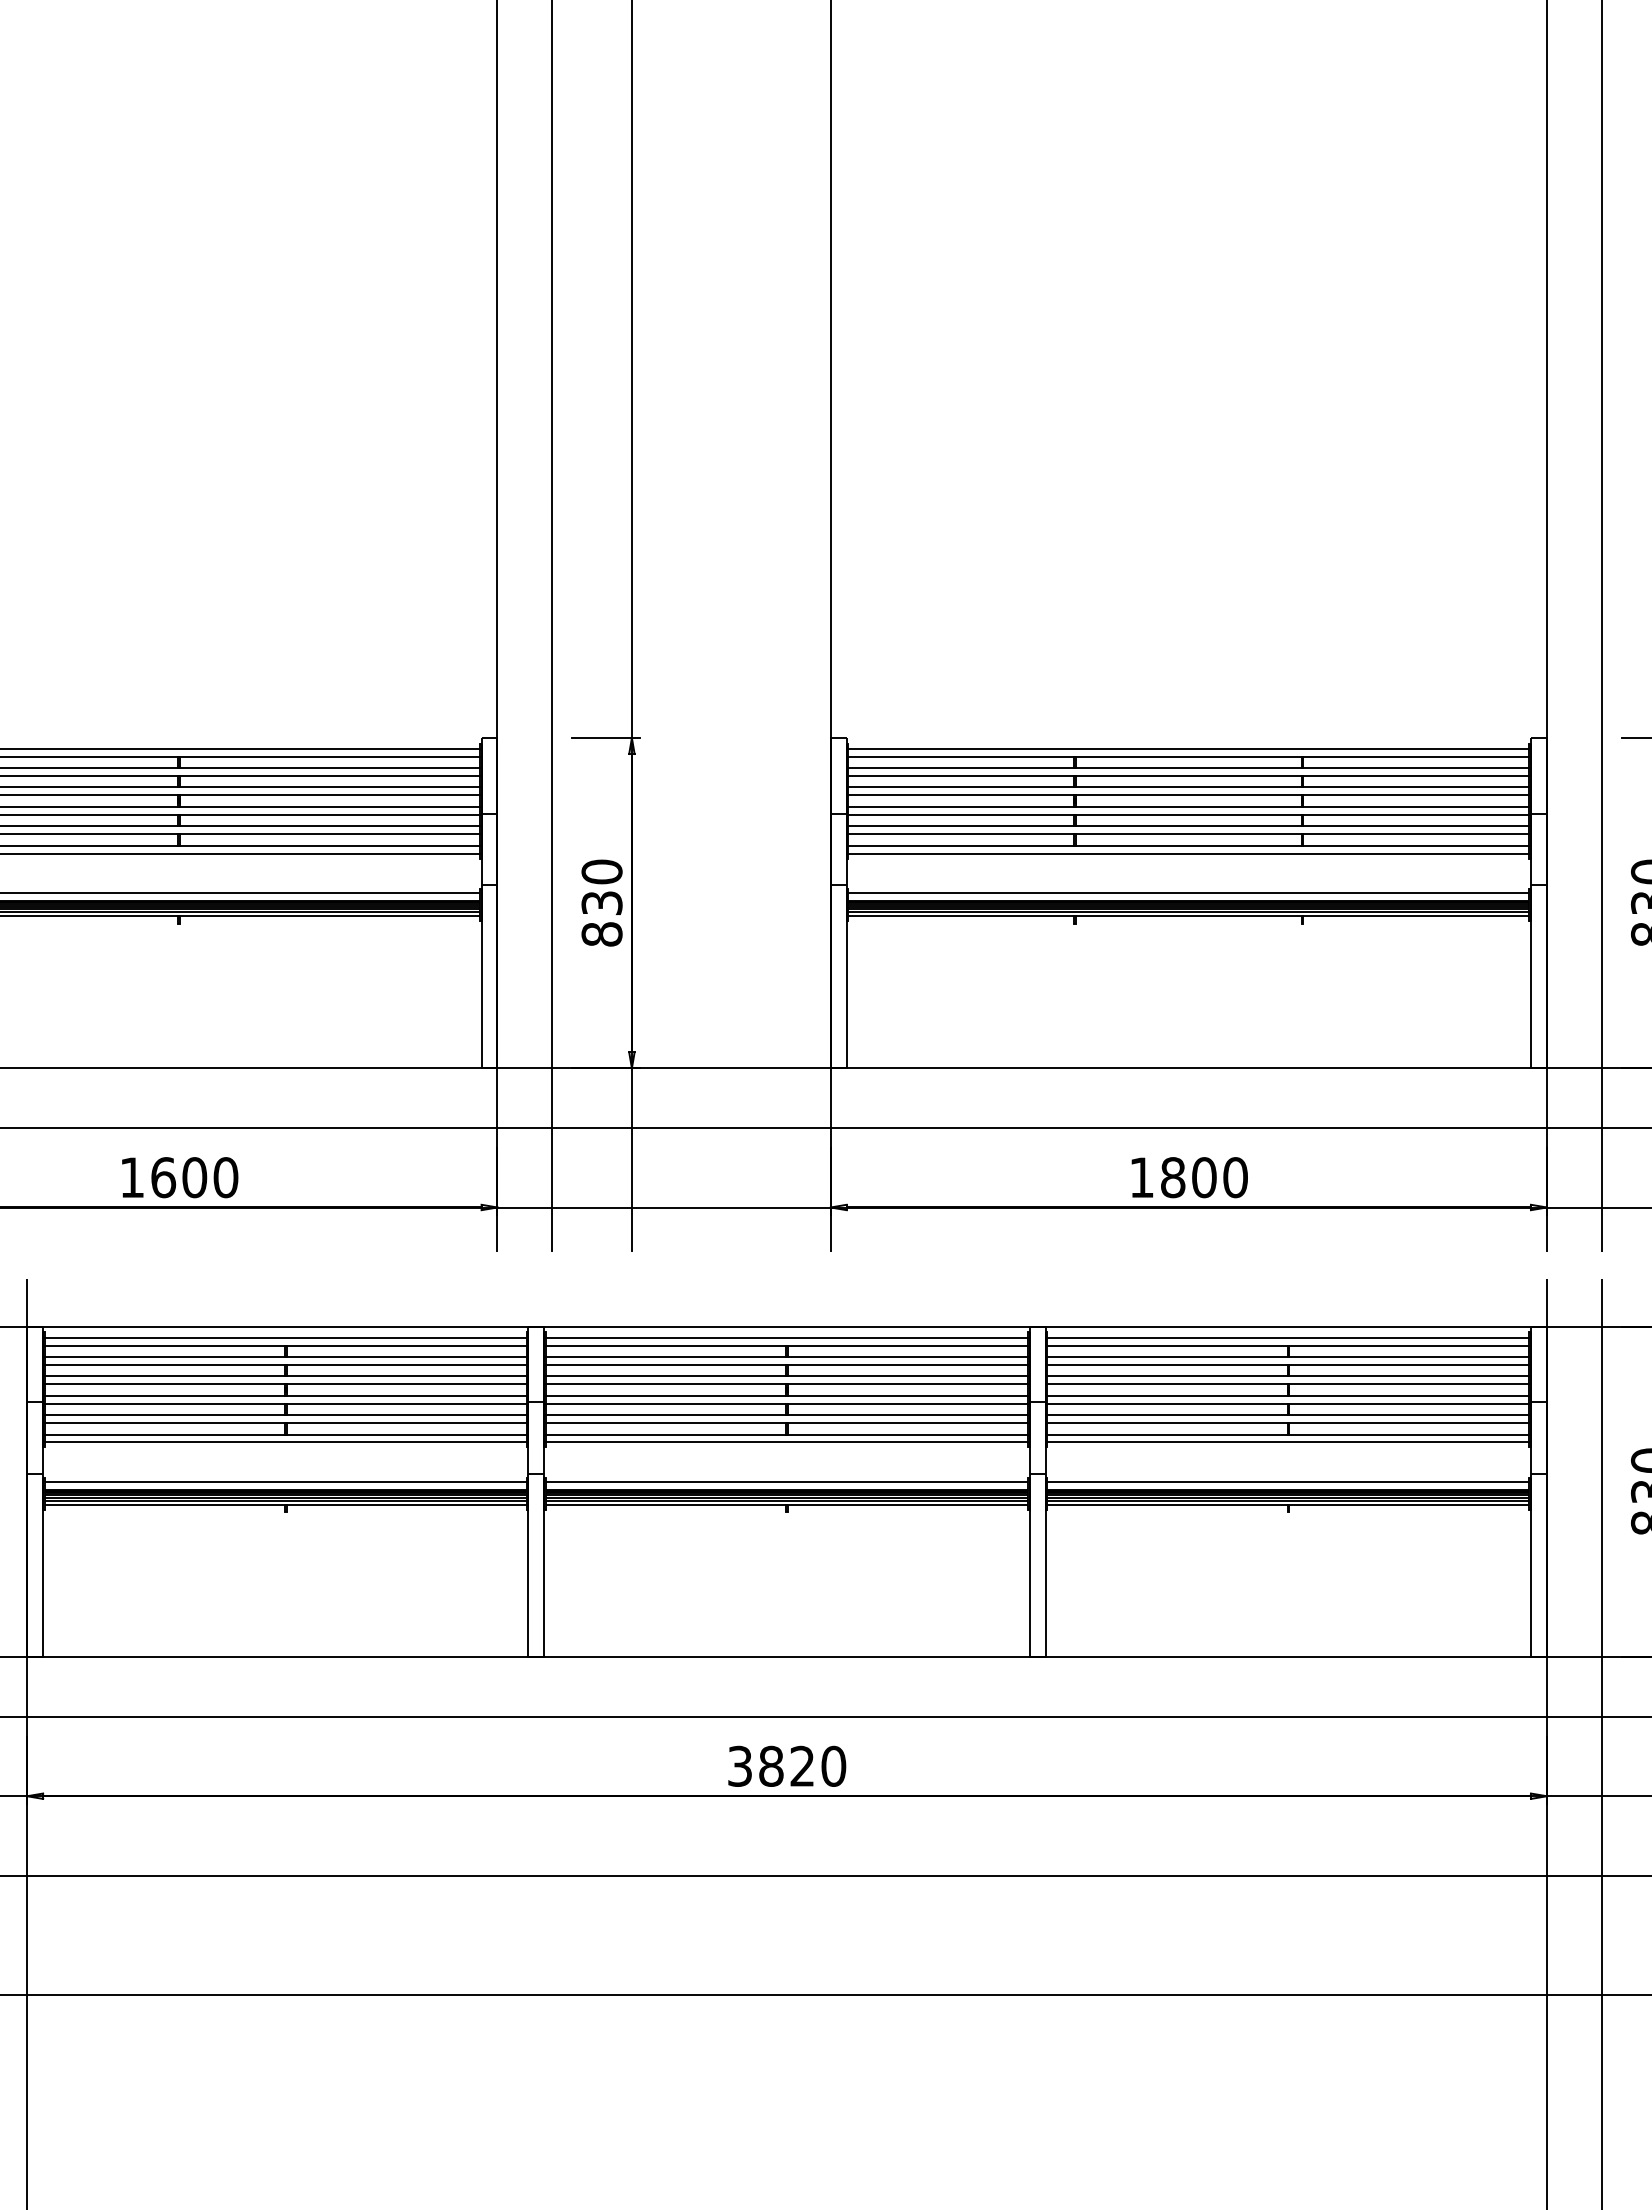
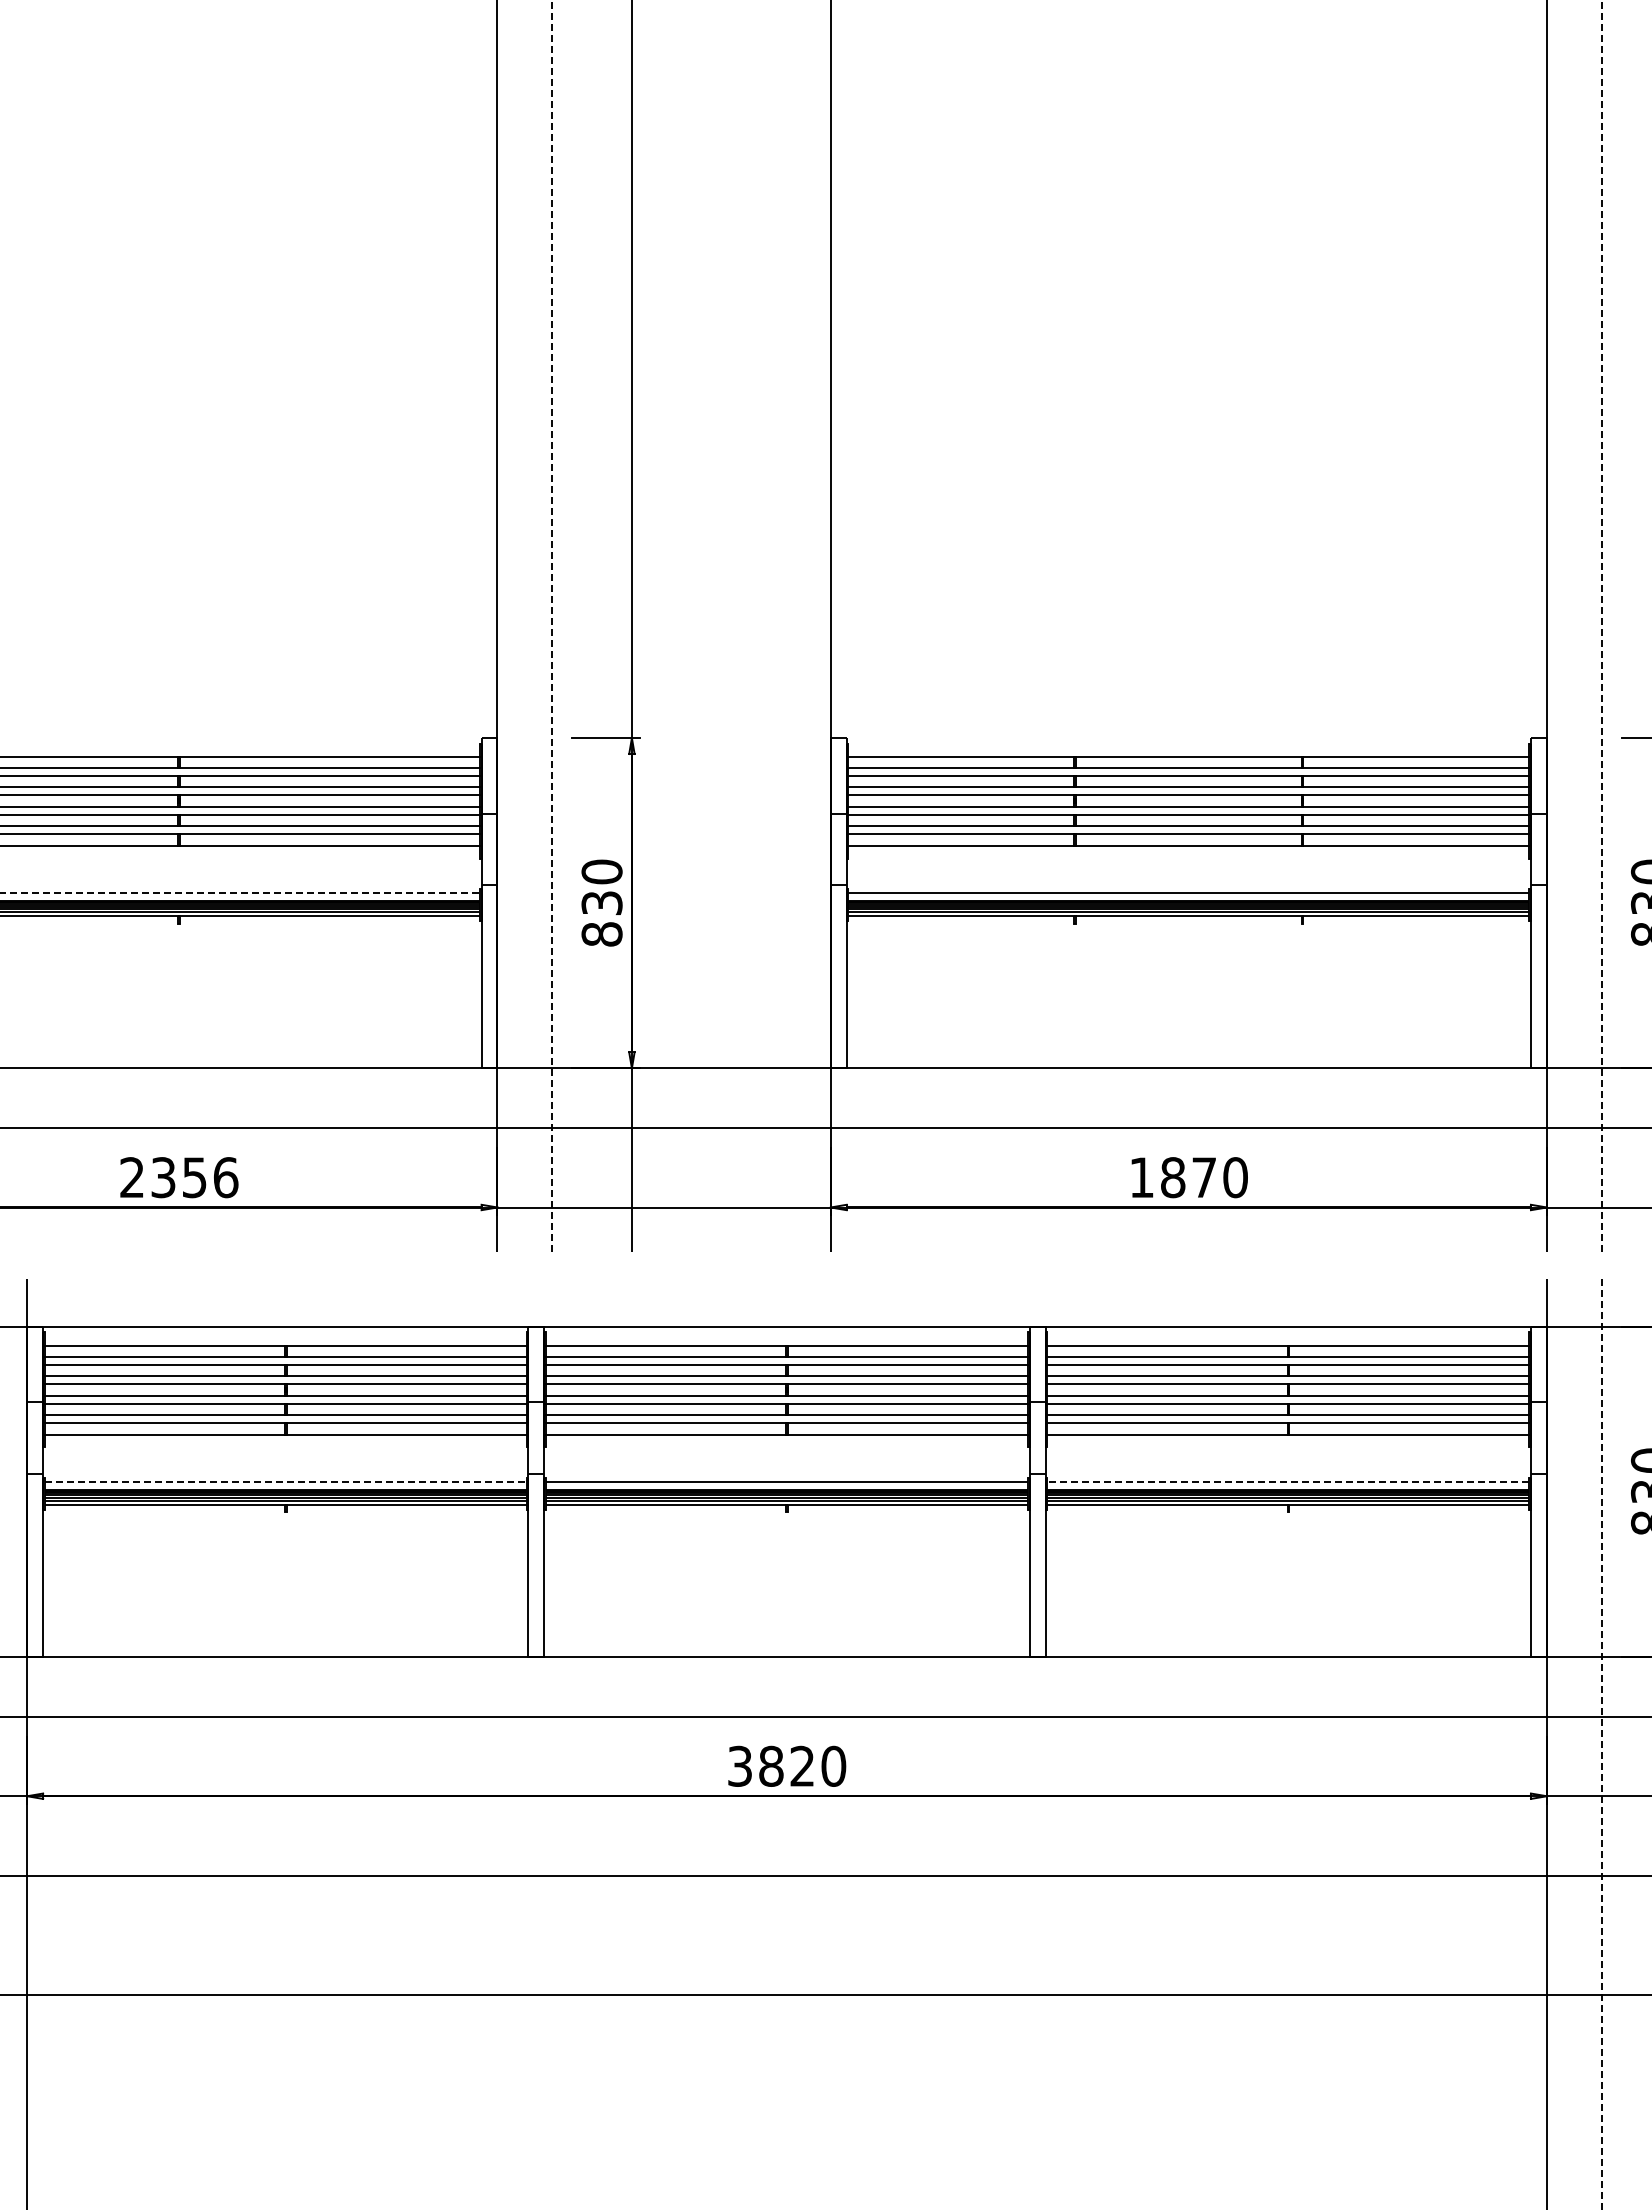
line: solid -> dashed (552, 626)
line: solid -> dashed (1601, 626)
line: present -> none (240, 749)
line: present -> none (1188, 749)
line: present -> none (240, 853)
line: present -> none (1188, 853)
line: solid -> dashed (240, 893)
text: 1600 -> 2356 (179, 1177)
text: 1800 -> 1870 (1204, 1177)
line: present -> none (285, 1338)
line: present -> none (786, 1338)
line: present -> none (1288, 1338)
line: present -> none (285, 1442)
line: present -> none (786, 1442)
line: present -> none (1288, 1442)
line: solid -> dashed (286, 1482)
line: solid -> dashed (1287, 1482)
line: solid -> dashed (1601, 1744)
